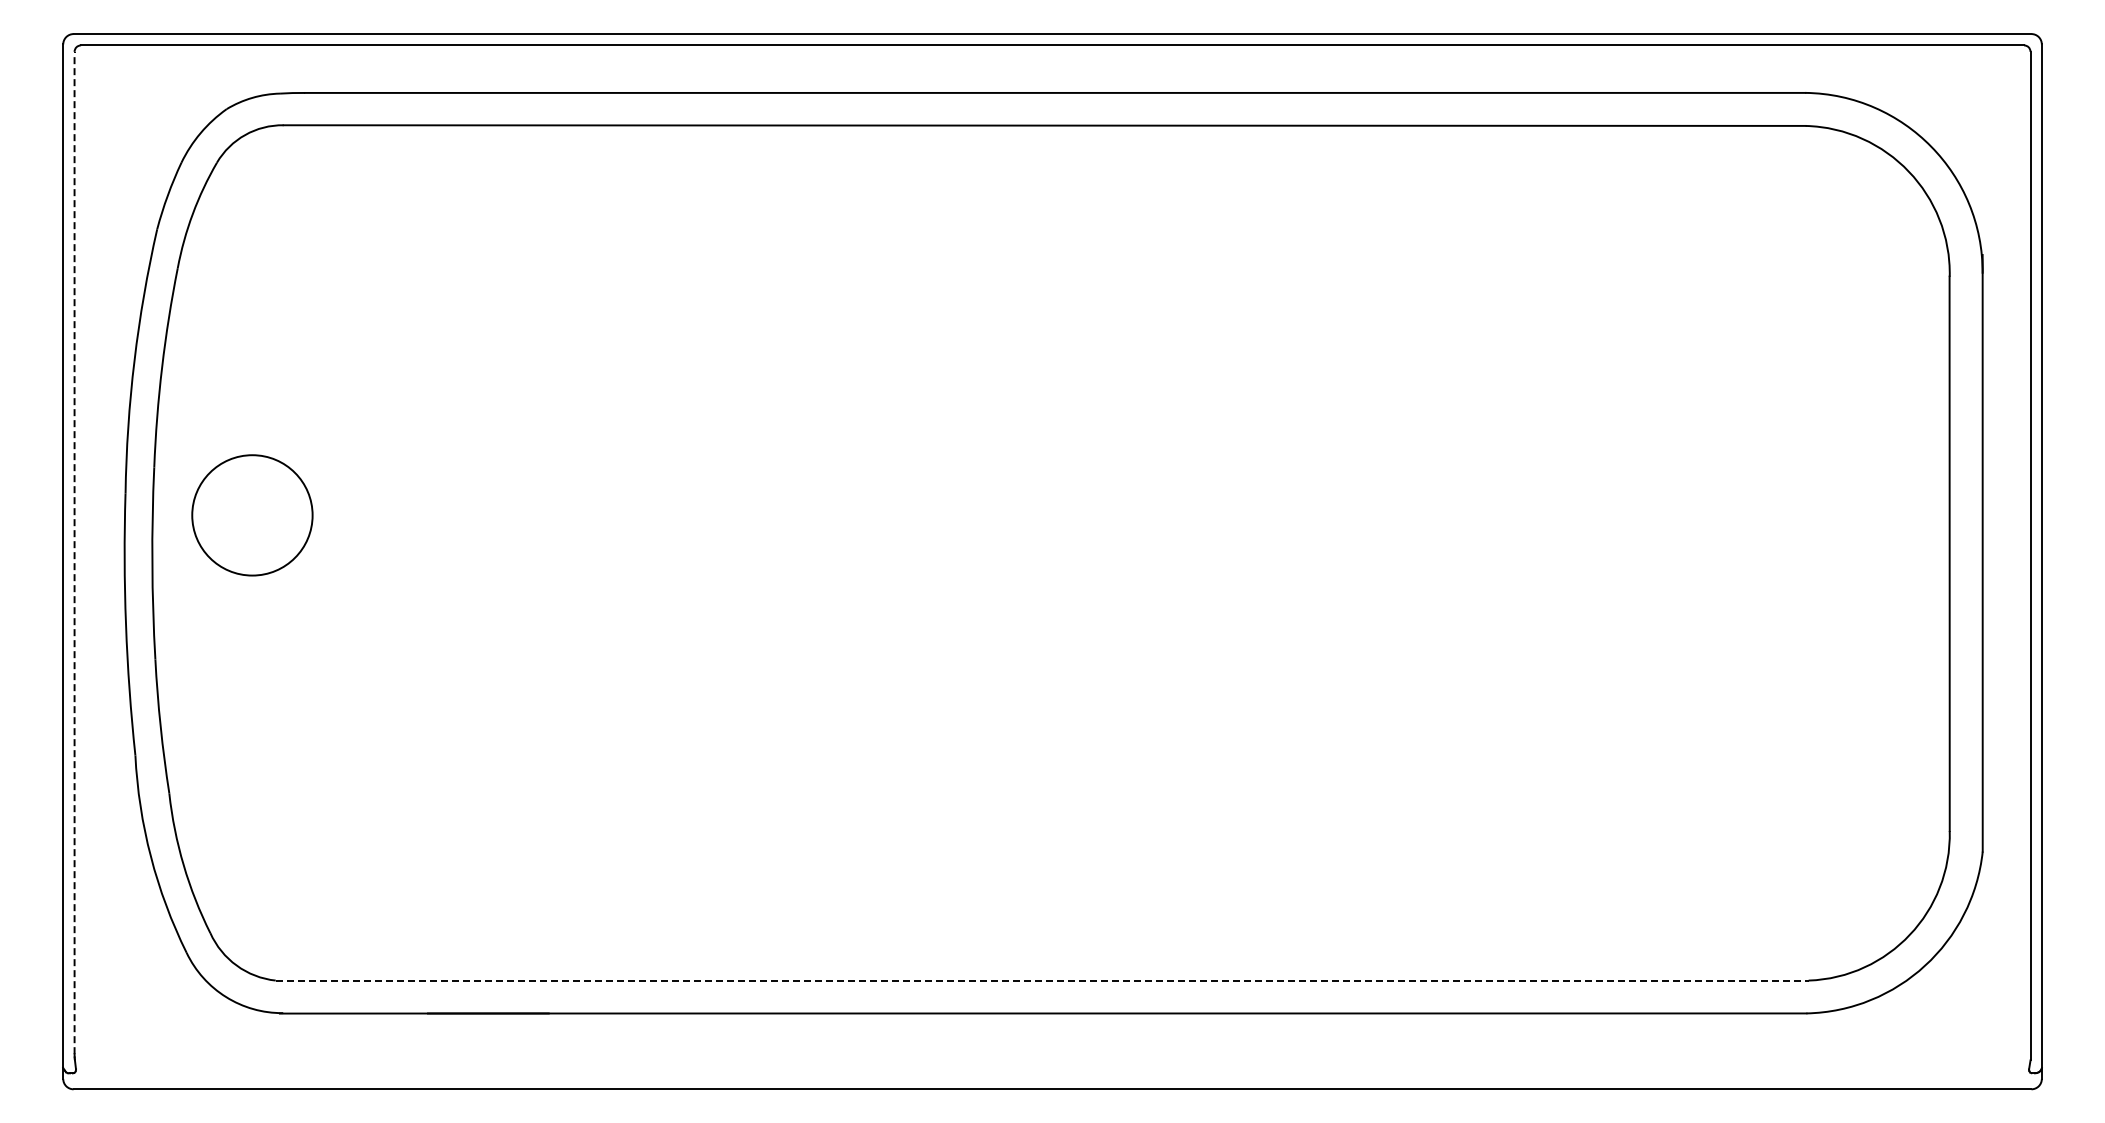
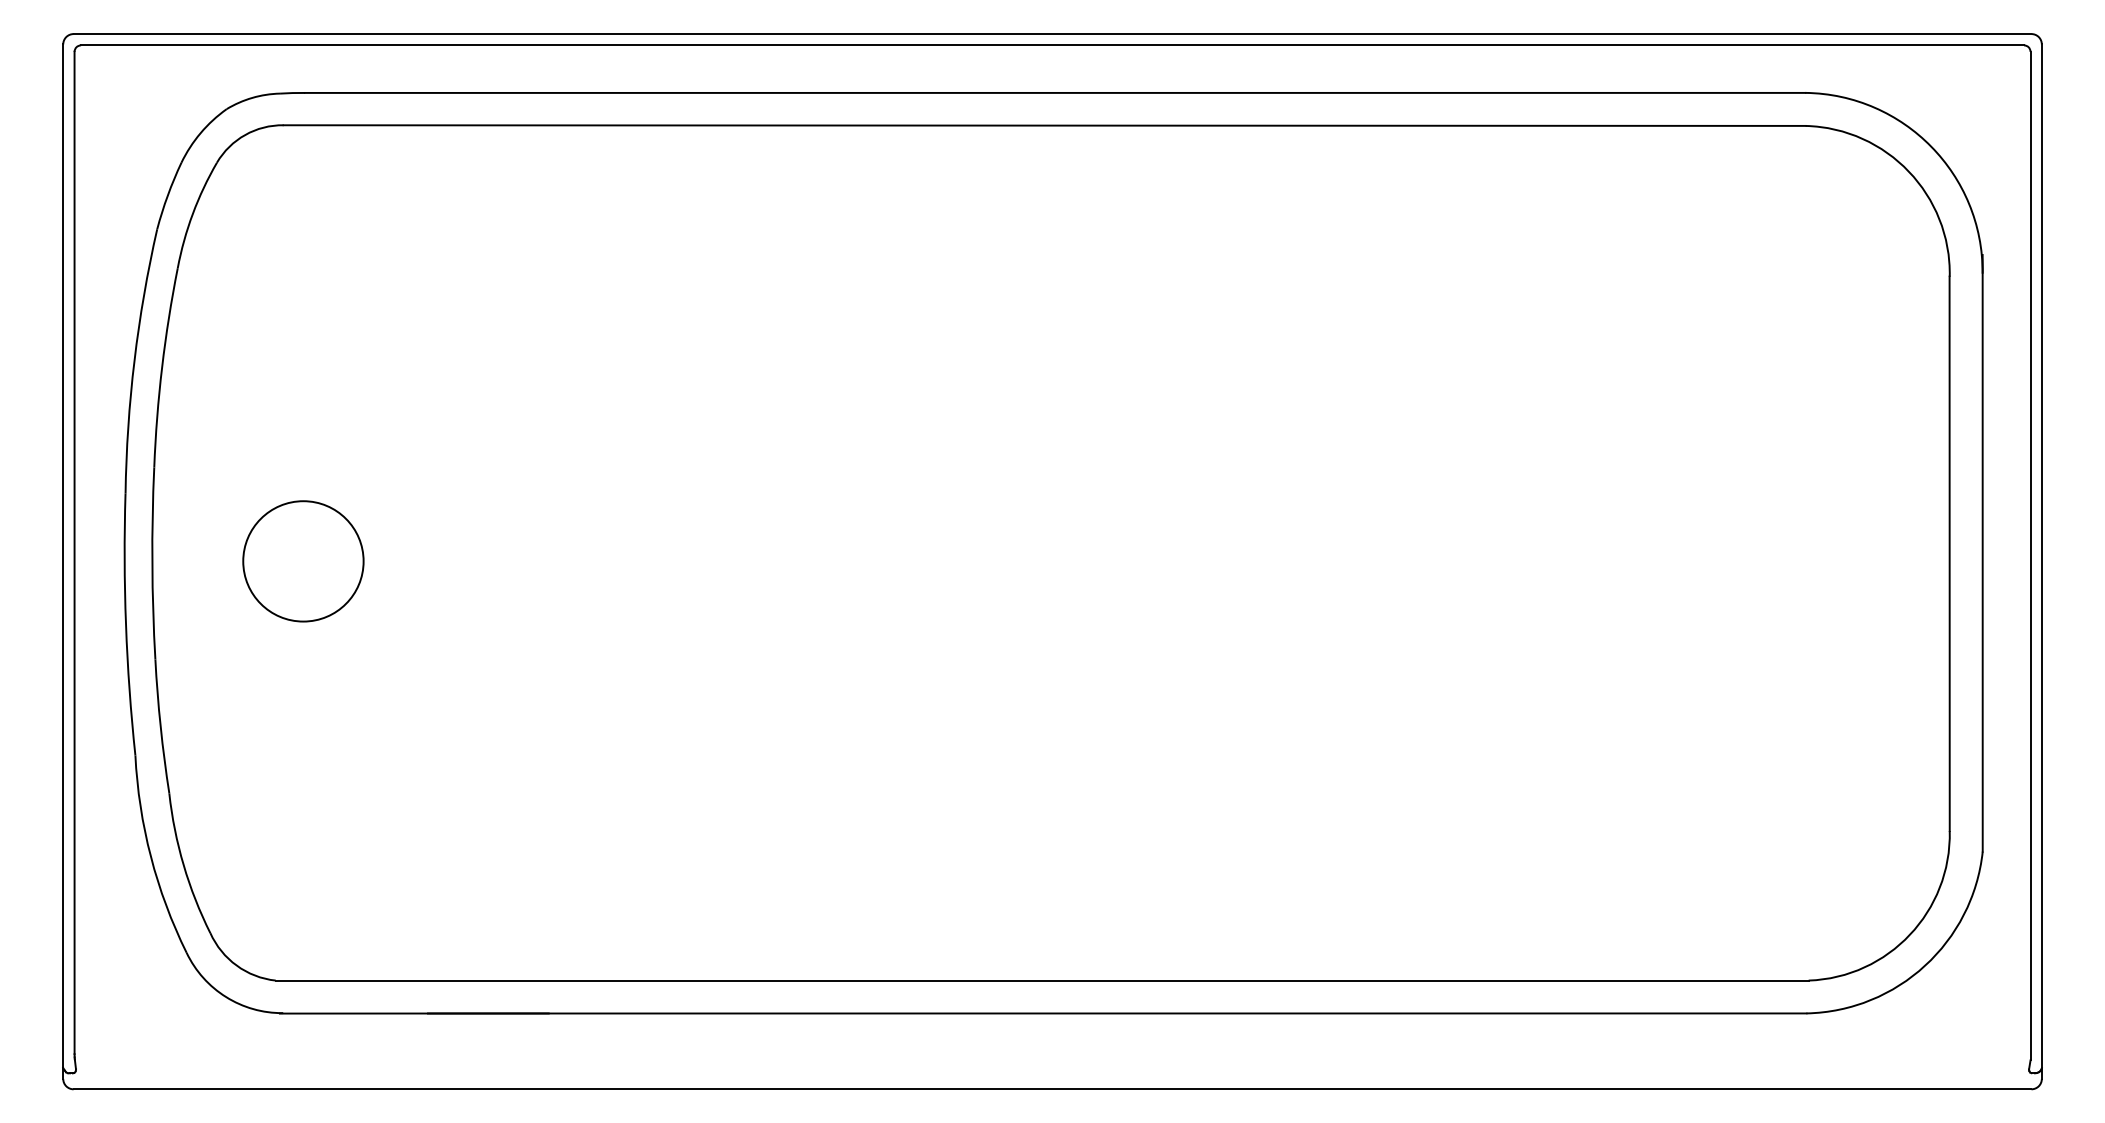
circle position: (252, 515) -> (303, 561) (303, 561)
line: dashed -> solid (74, 552)
line: dashed -> solid (1042, 980)
